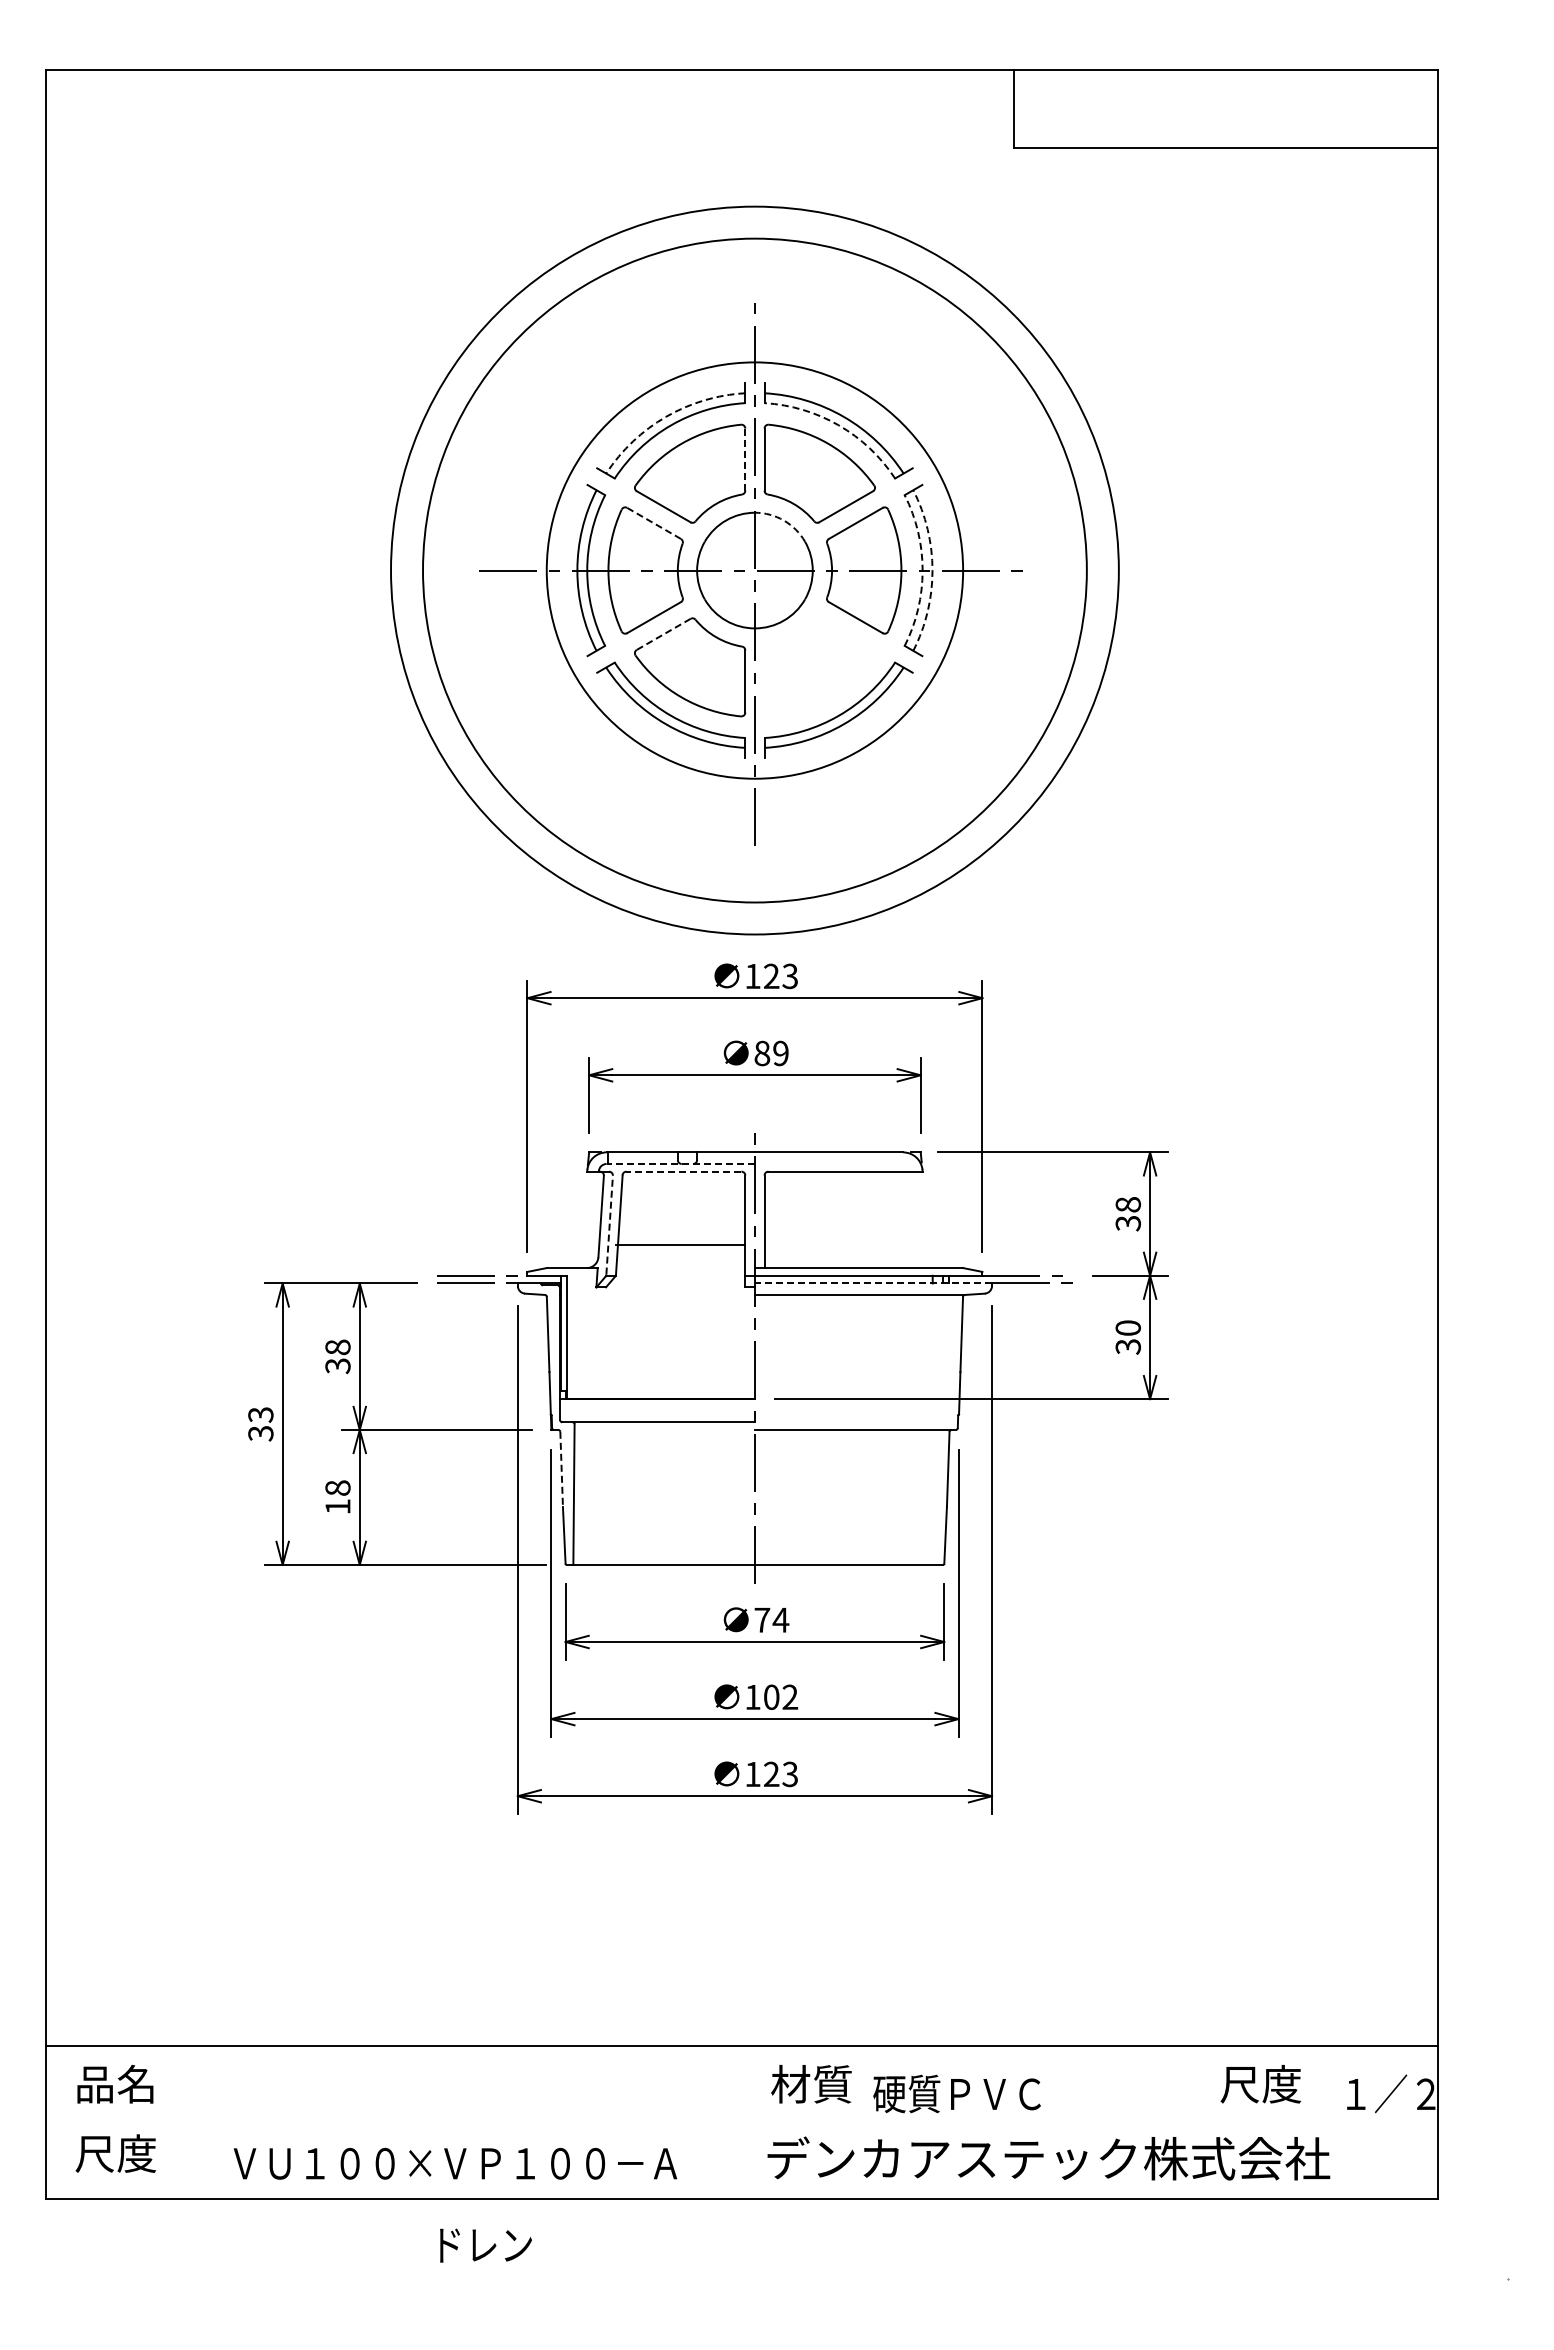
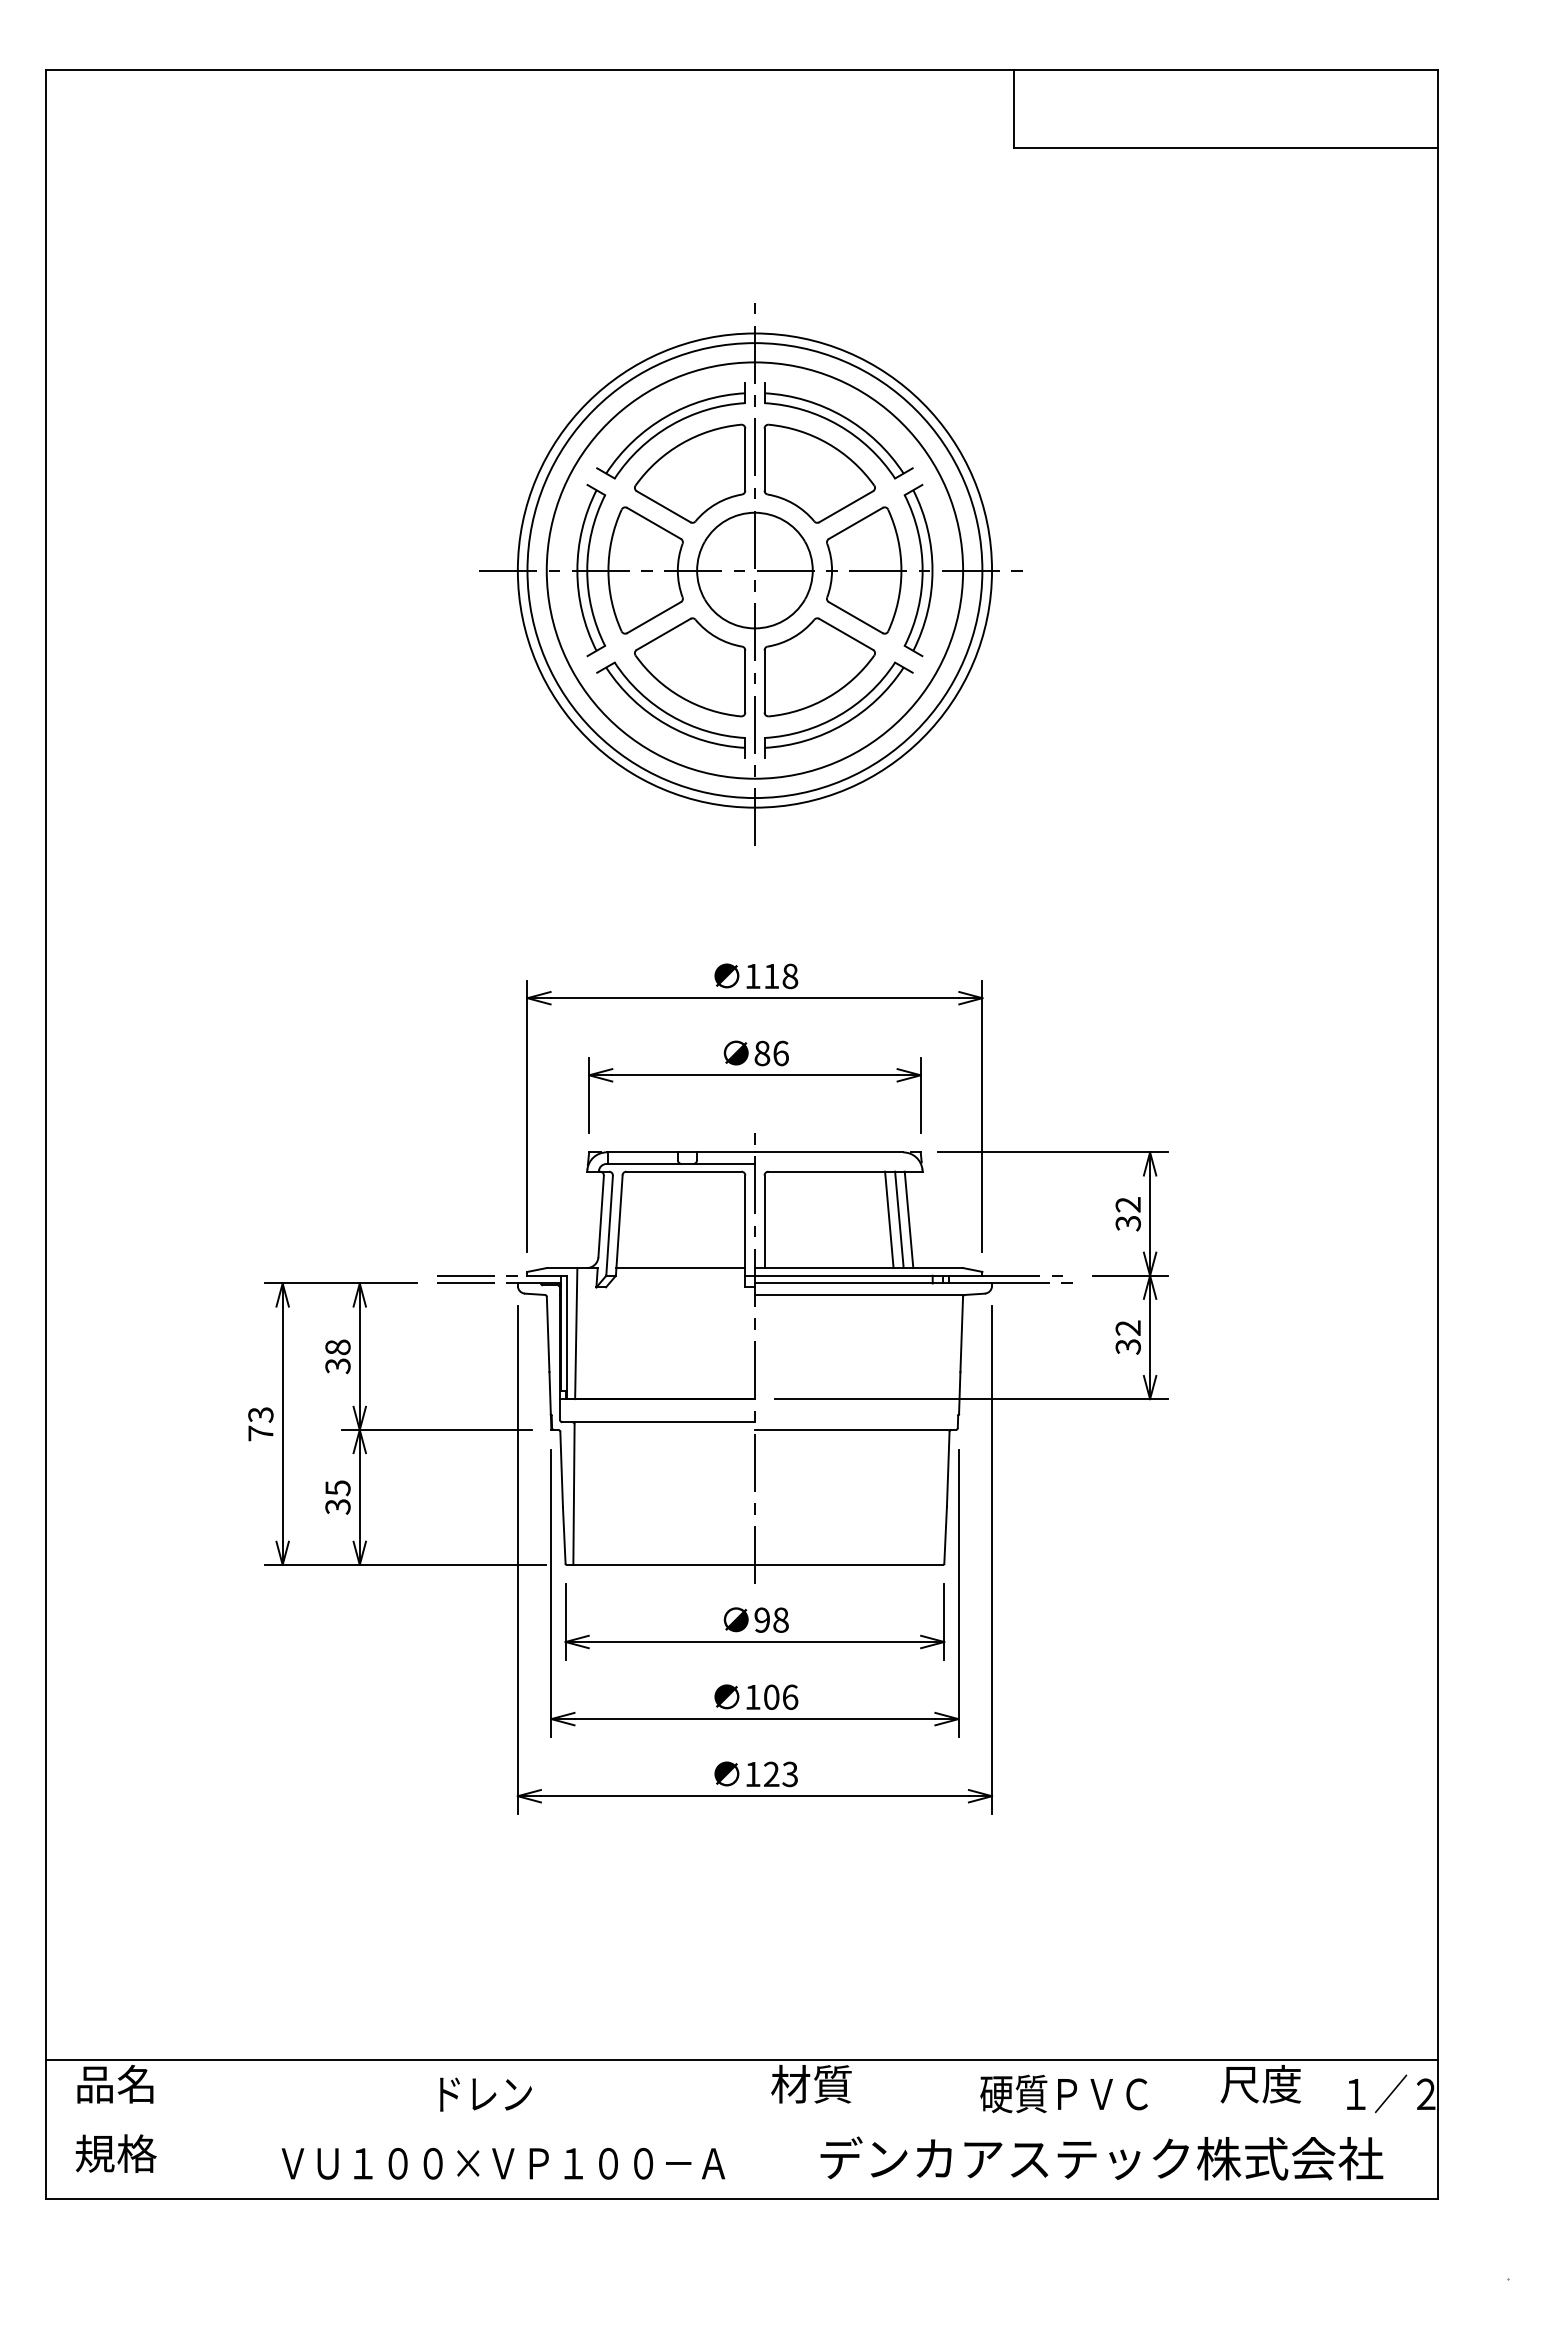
arc: dashed -> solid (666, 416)
arc: dashed -> solid (838, 425)
line: dashed -> solid (745, 459)
arc: dashed -> solid (783, 520)
line: dashed -> solid (653, 523)
circle diameter: 664 px -> 474 px (754, 570)
circle diameter: 728 px -> 455 px (754, 570)
arc: dashed -> solid (922, 570)
arc: dashed -> solid (932, 570)
line: dashed -> solid (663, 634)
part: none -> present (819, 667)
text: 123 -> 118 (781, 975)
text: 89 -> 86 (780, 1053)
line: dashed -> solid (680, 1163)
line: dashed -> solid (683, 1171)
text: 38 -> 32 (1127, 1204)
line: none -> present (889, 1219)
line: none -> present (899, 1219)
line: none -> present (908, 1219)
line: dashed -> solid (609, 1224)
line position: (680, 1245) -> (680, 1268) (680, 1268)
line: dashed -> solid (873, 1283)
text: 30 -> 32 (1127, 1327)
line: none -> present (576, 1333)
text: 33 -> 73 (260, 1433)
line: dashed -> solid (561, 1469)
text: 18 -> 35 (337, 1497)
text: 74 -> 98 (771, 1619)
text: 102 -> 106 (790, 1696)
line position: (742, 2045) -> (742, 2059) (742, 2059)
text position: (956, 2093) -> (1063, 2093) (1063, 2093)
text: 尺度 -> 規格 (115, 2153)
text position: (1048, 2158) -> (1101, 2158) (1101, 2158)
text position: (455, 2163) -> (503, 2163) (503, 2163)
text position: (485, 2245) -> (485, 2094) (485, 2094)
